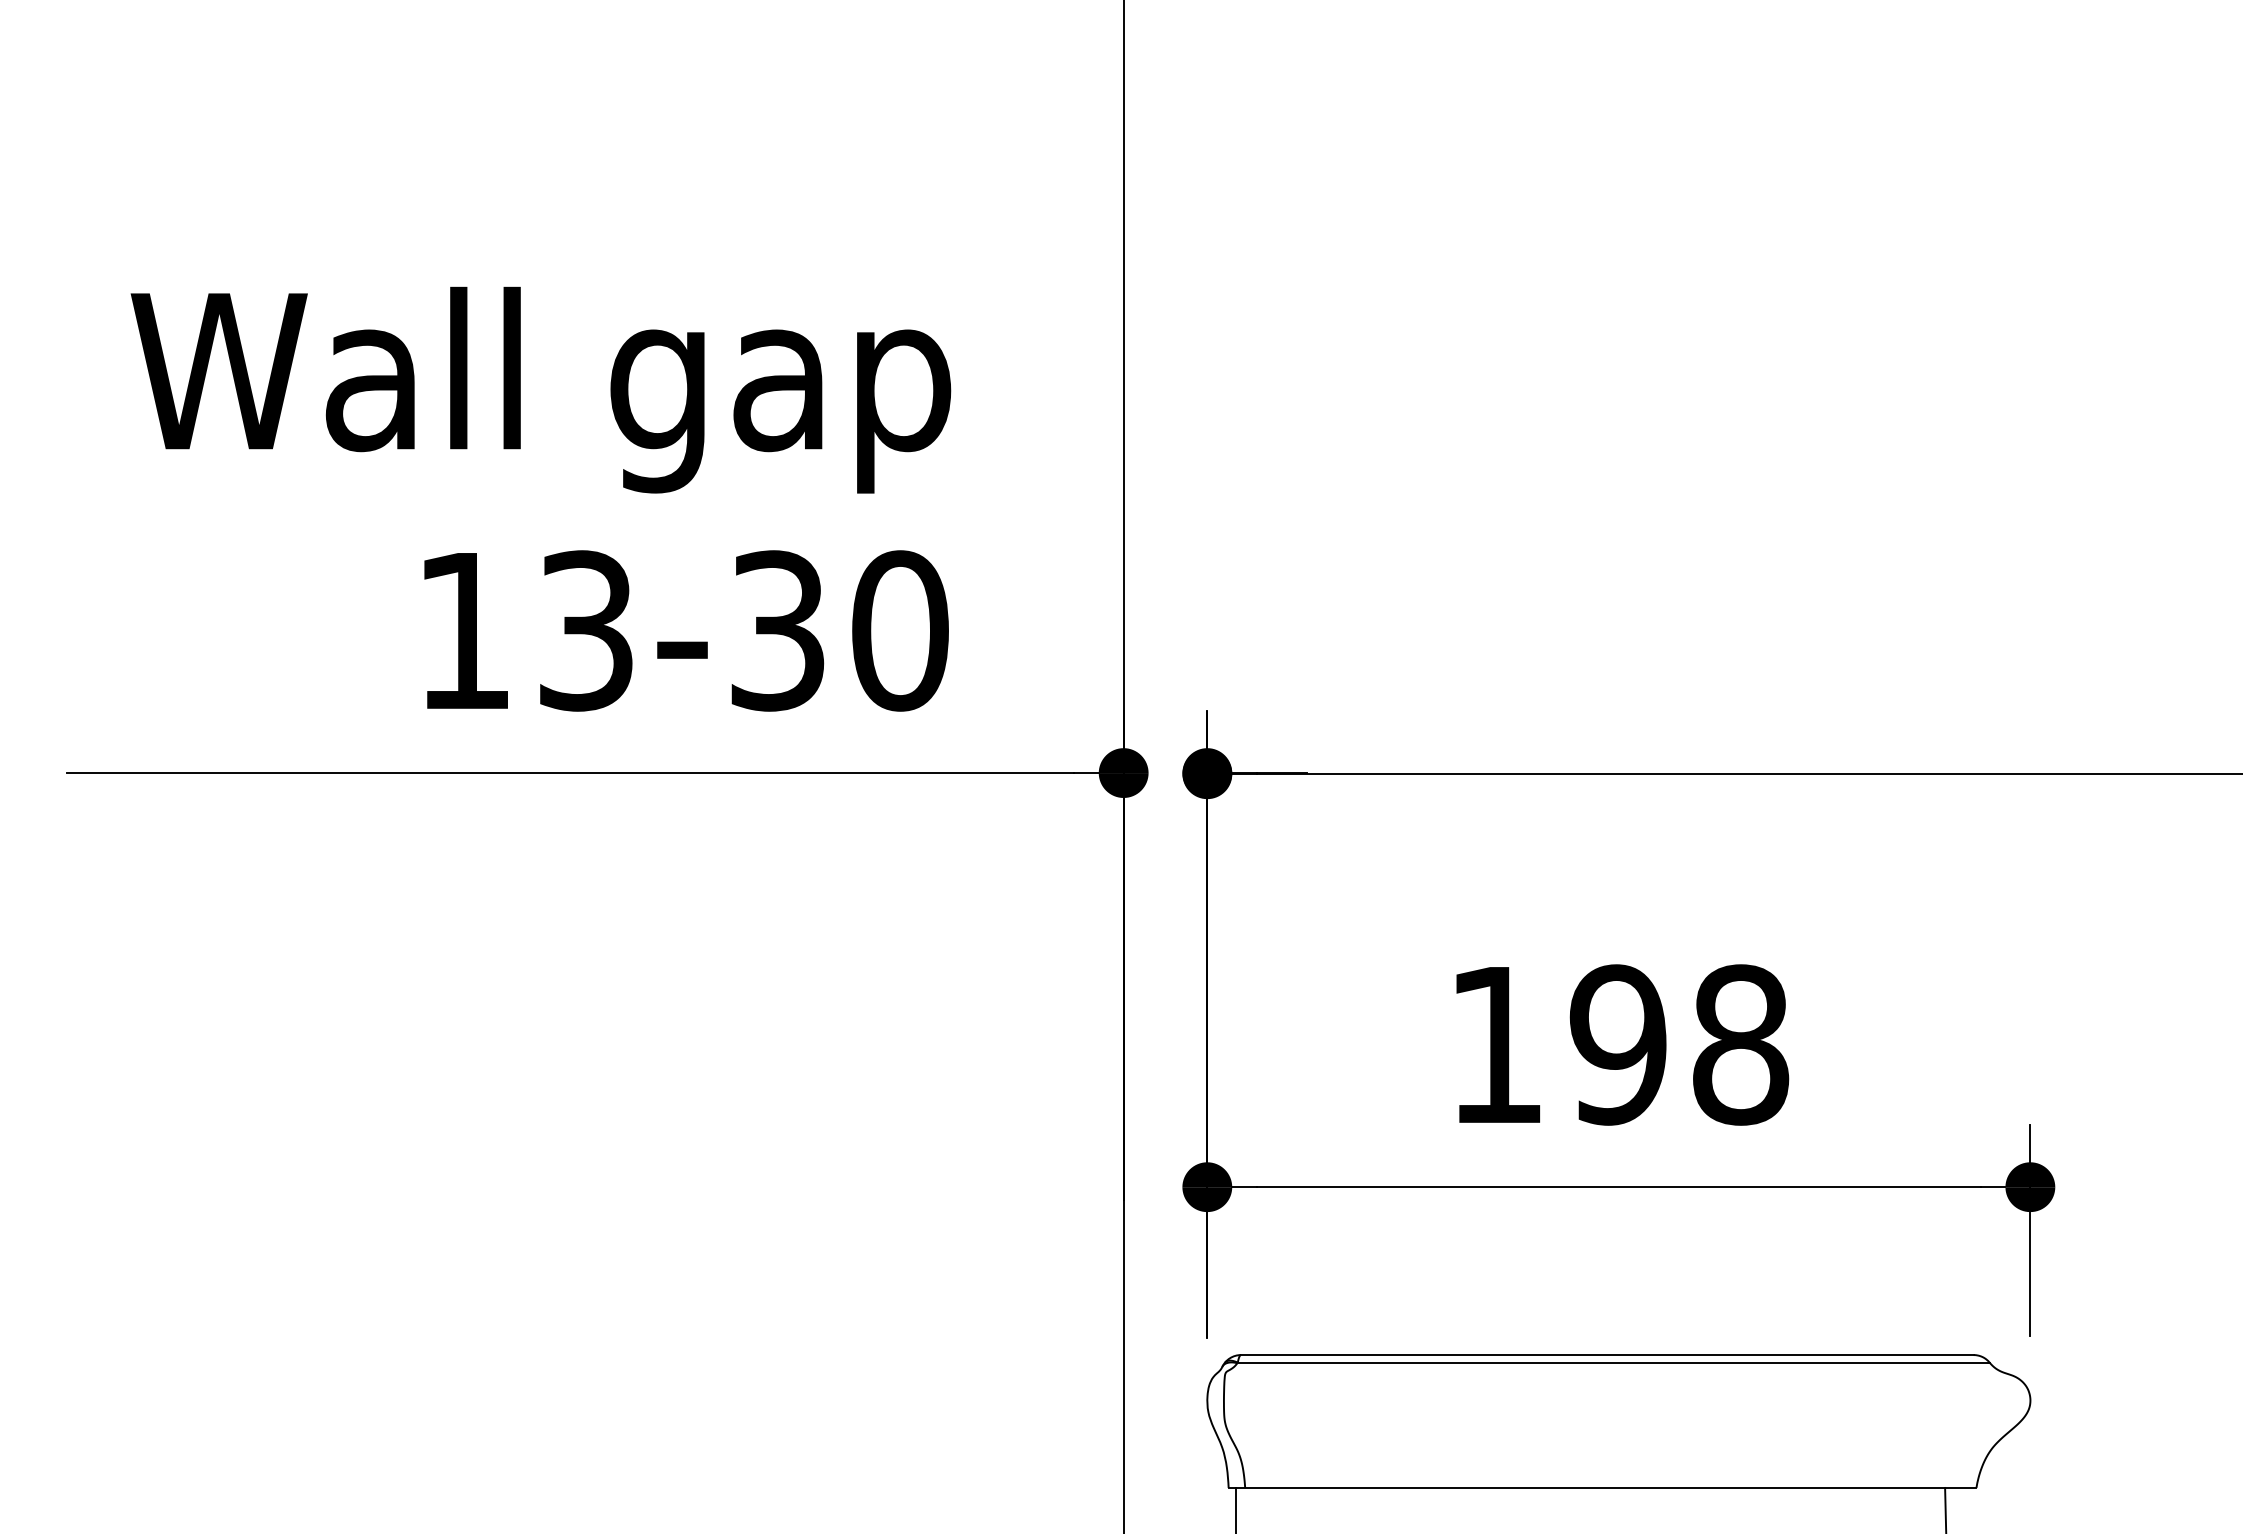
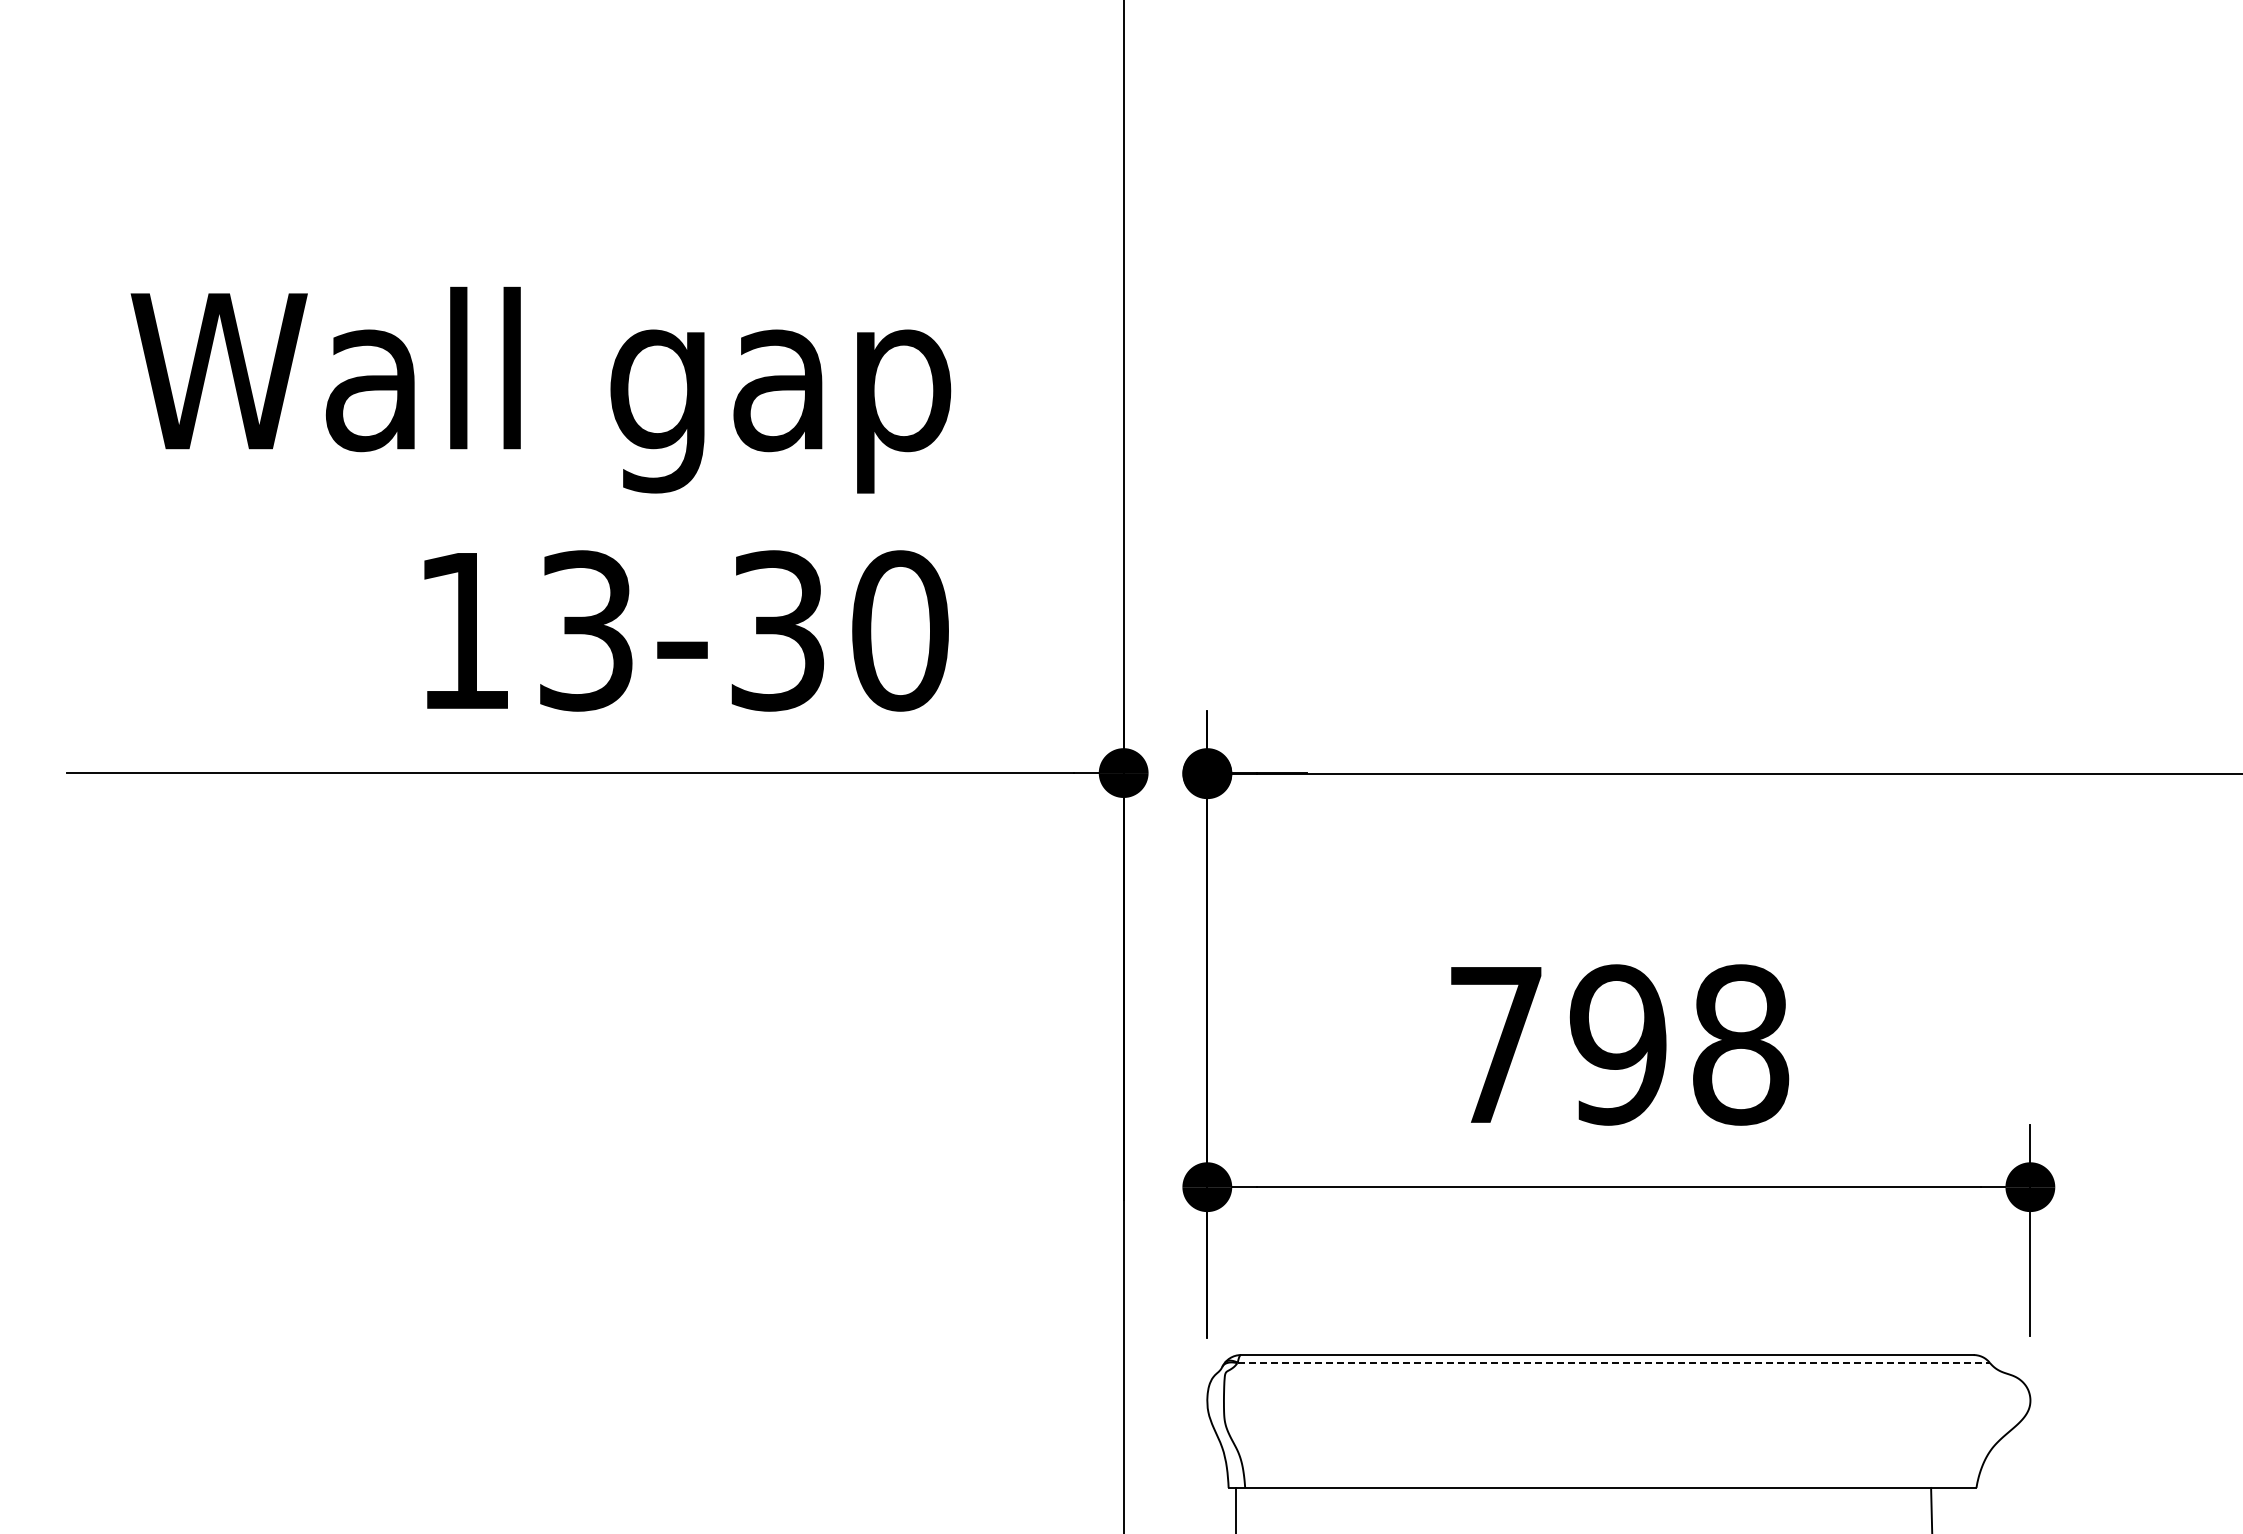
text: 198 -> 798 (1496, 1044)
line: solid -> dashed (1613, 1362)
line position: (1945, 1508) -> (1931, 1508) (1931, 1508)
